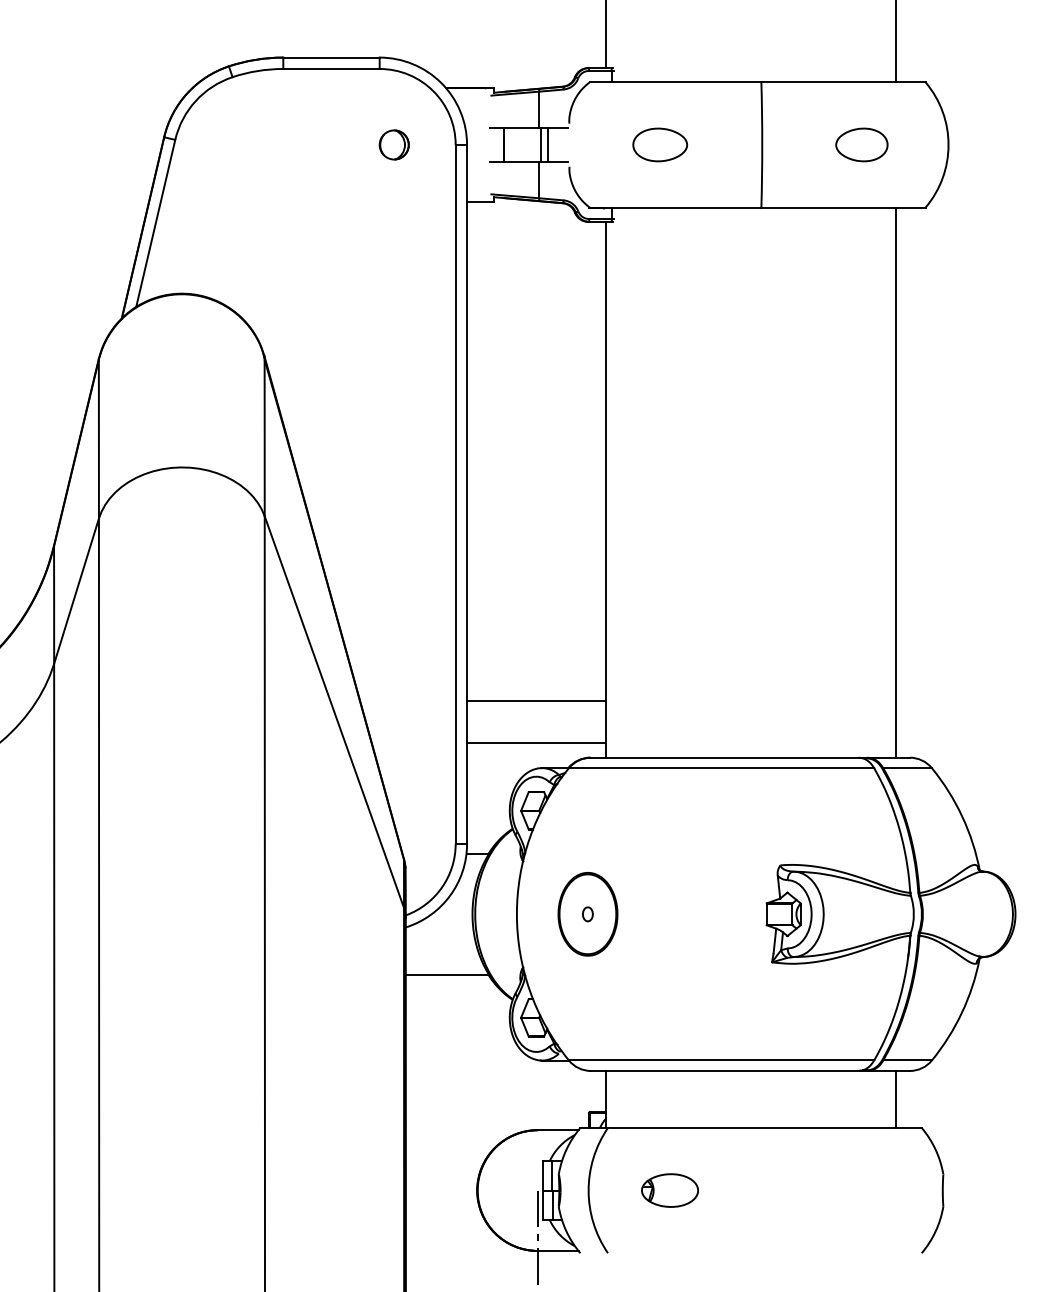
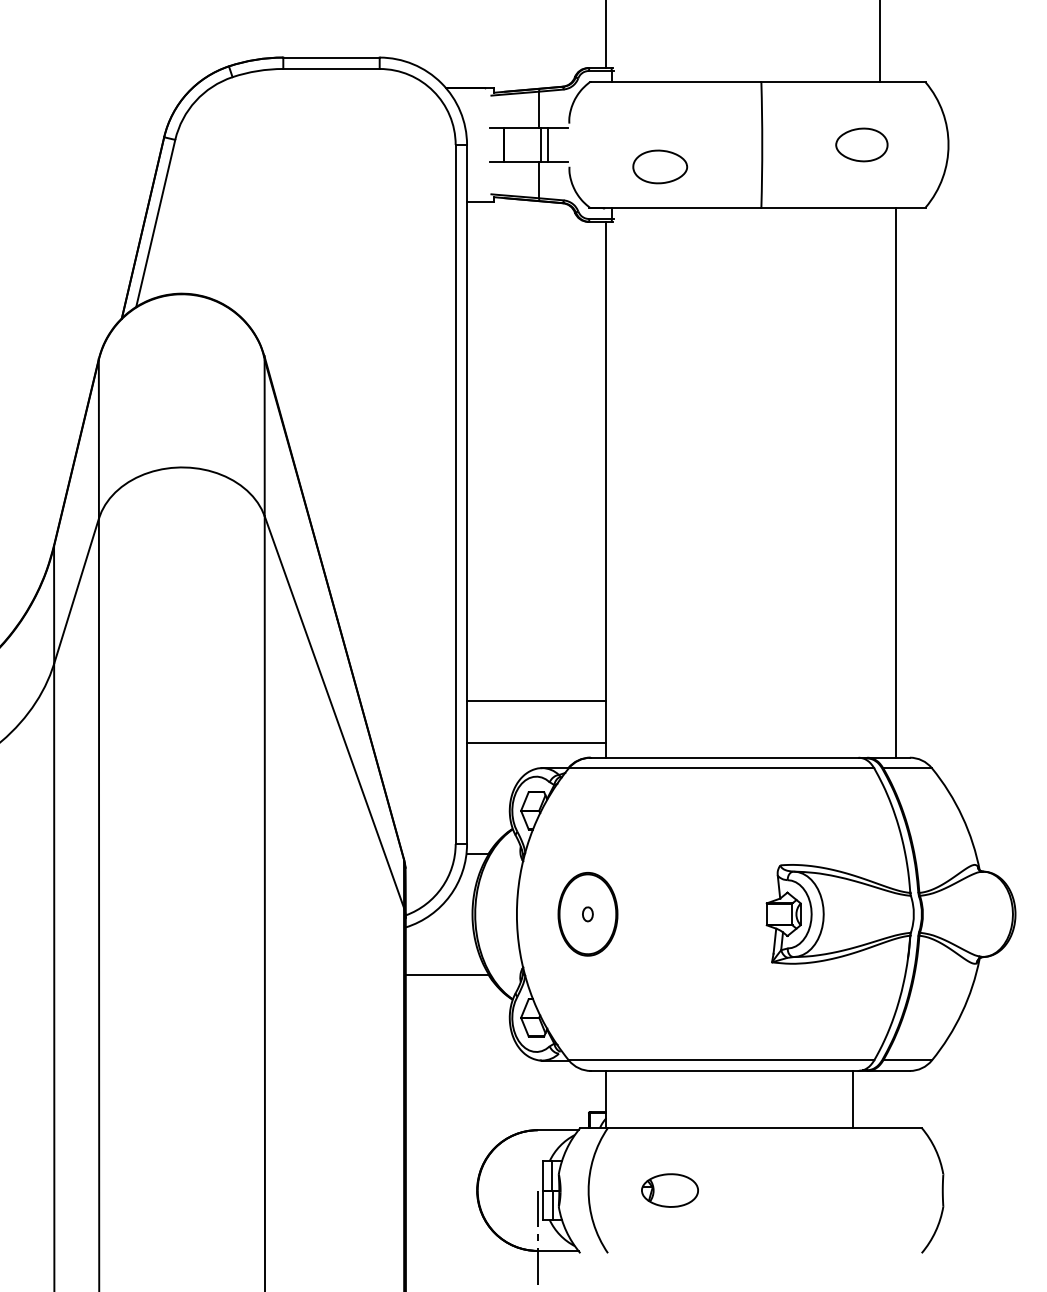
line position: (895, 42) -> (879, 42) (879, 42)
part: present -> none (393, 144)
part position: (660, 144) -> (660, 166) (660, 166)
line position: (895, 1098) -> (852, 1098) (852, 1098)
